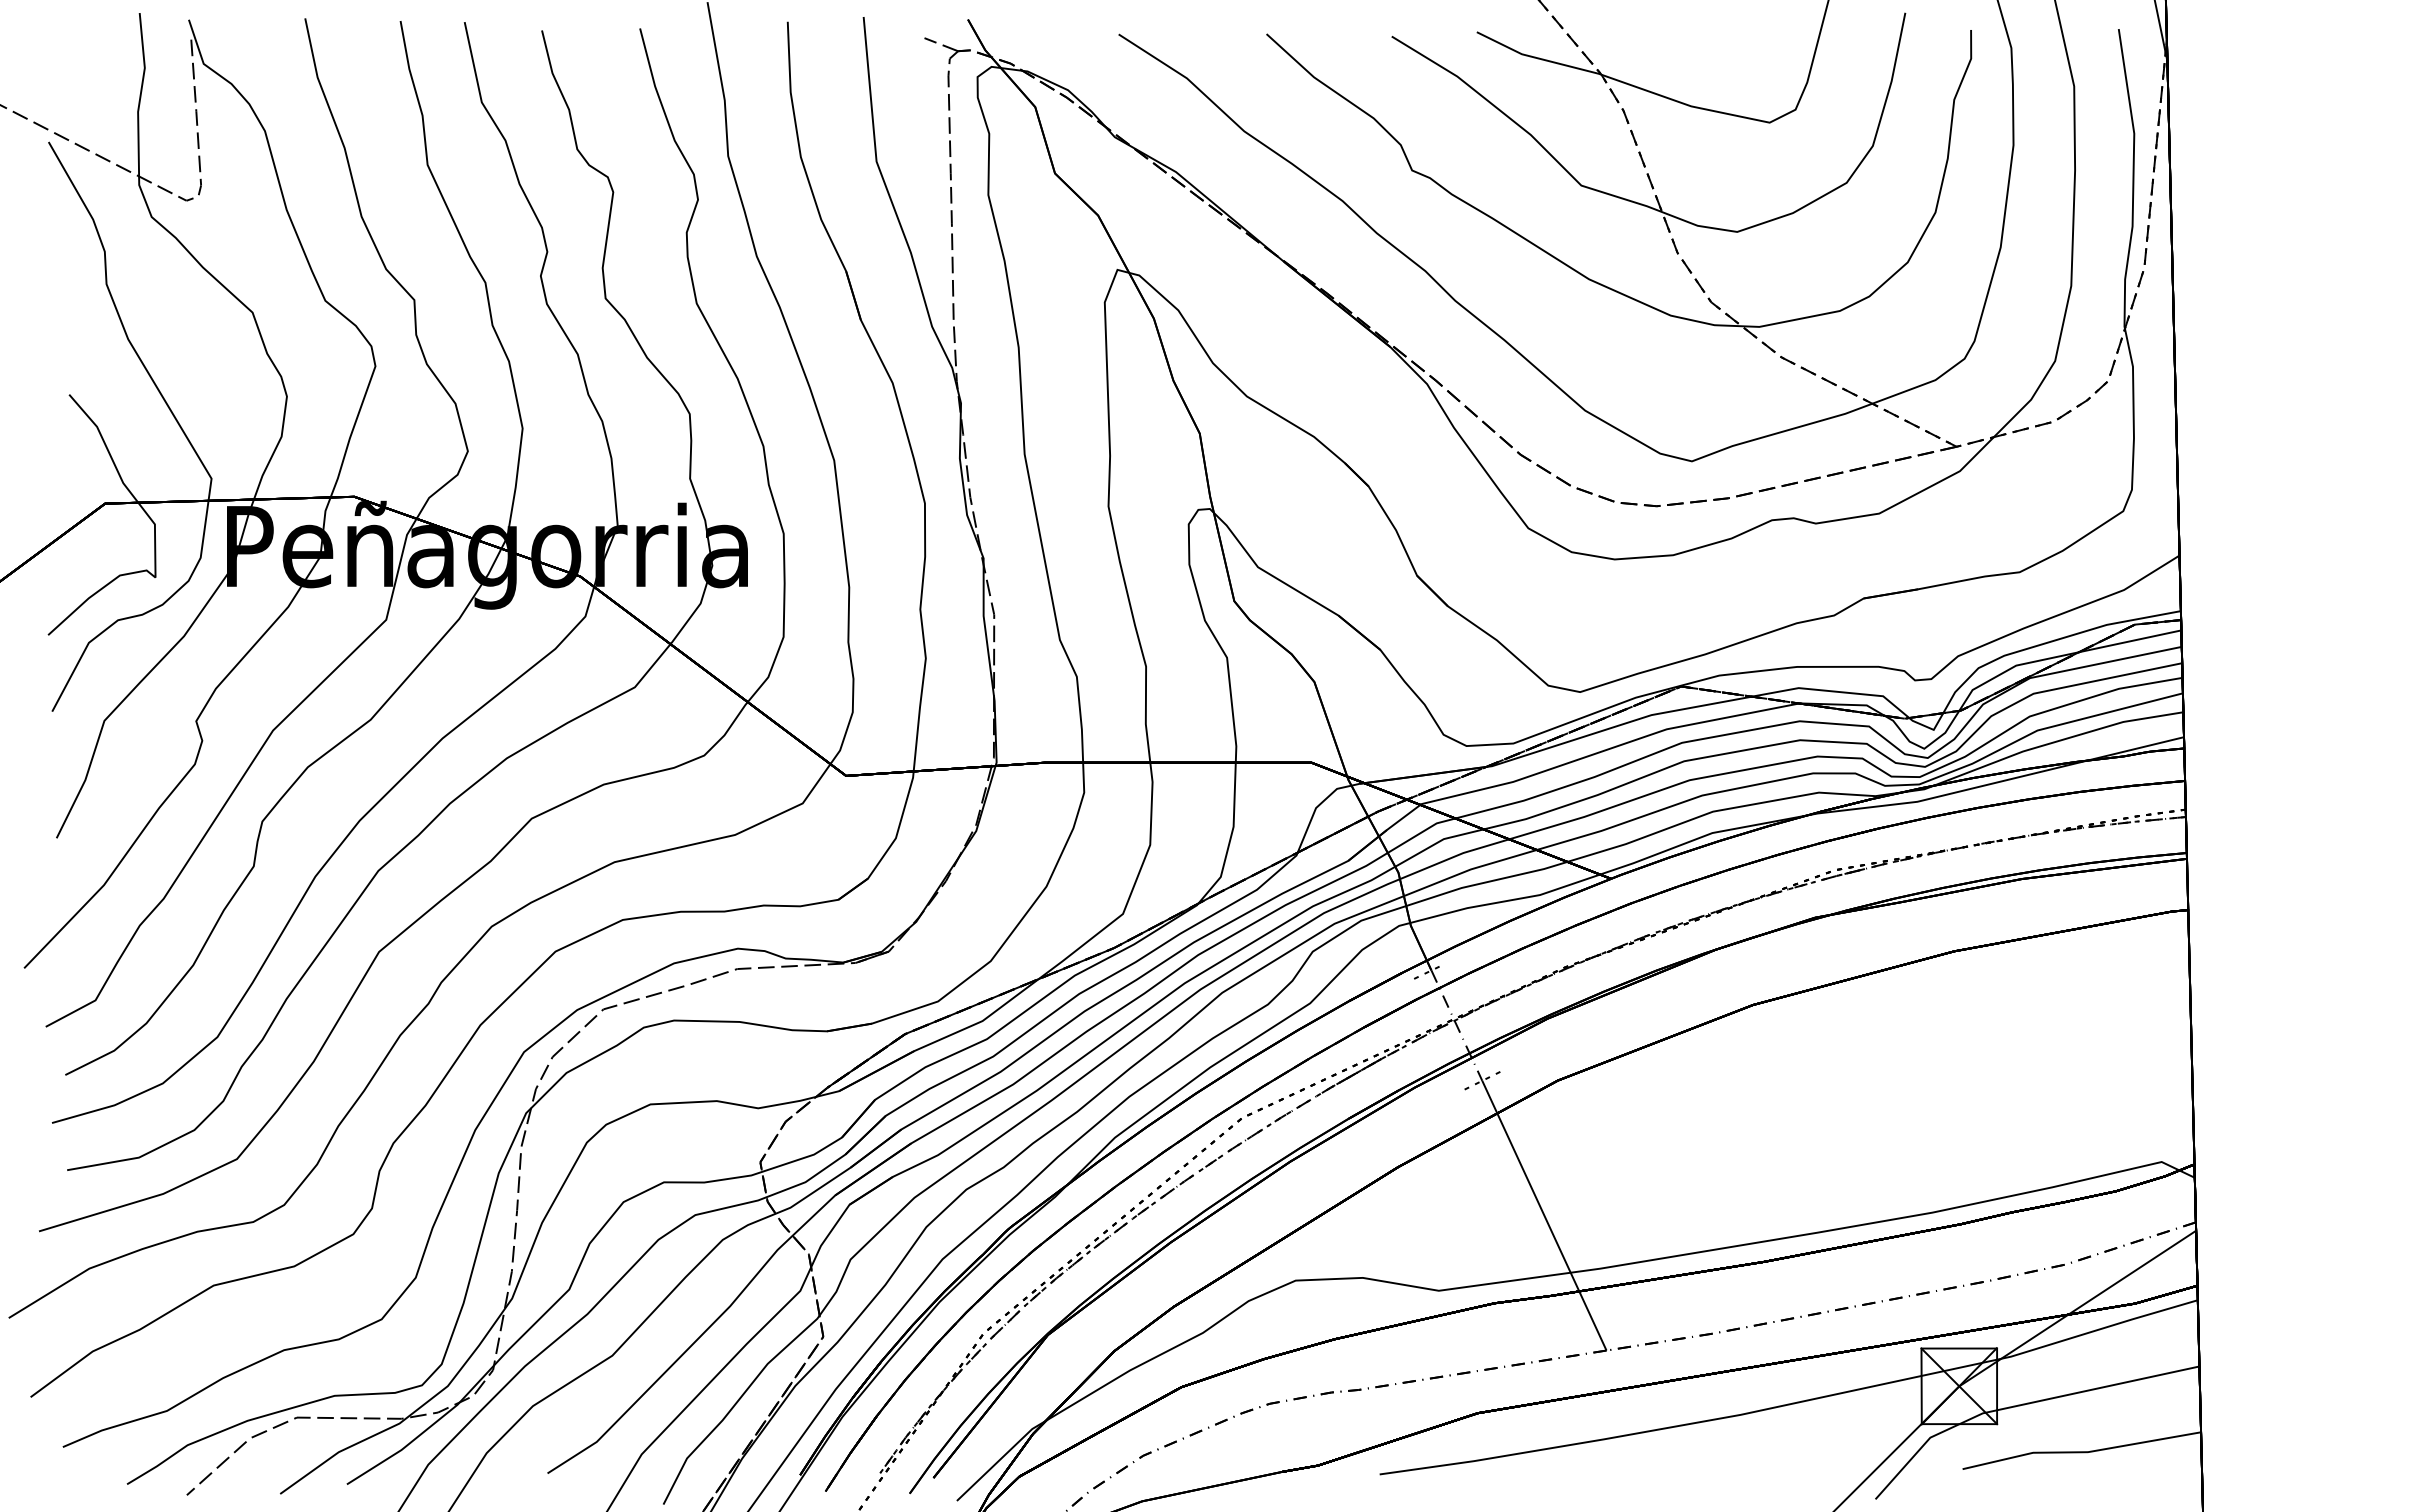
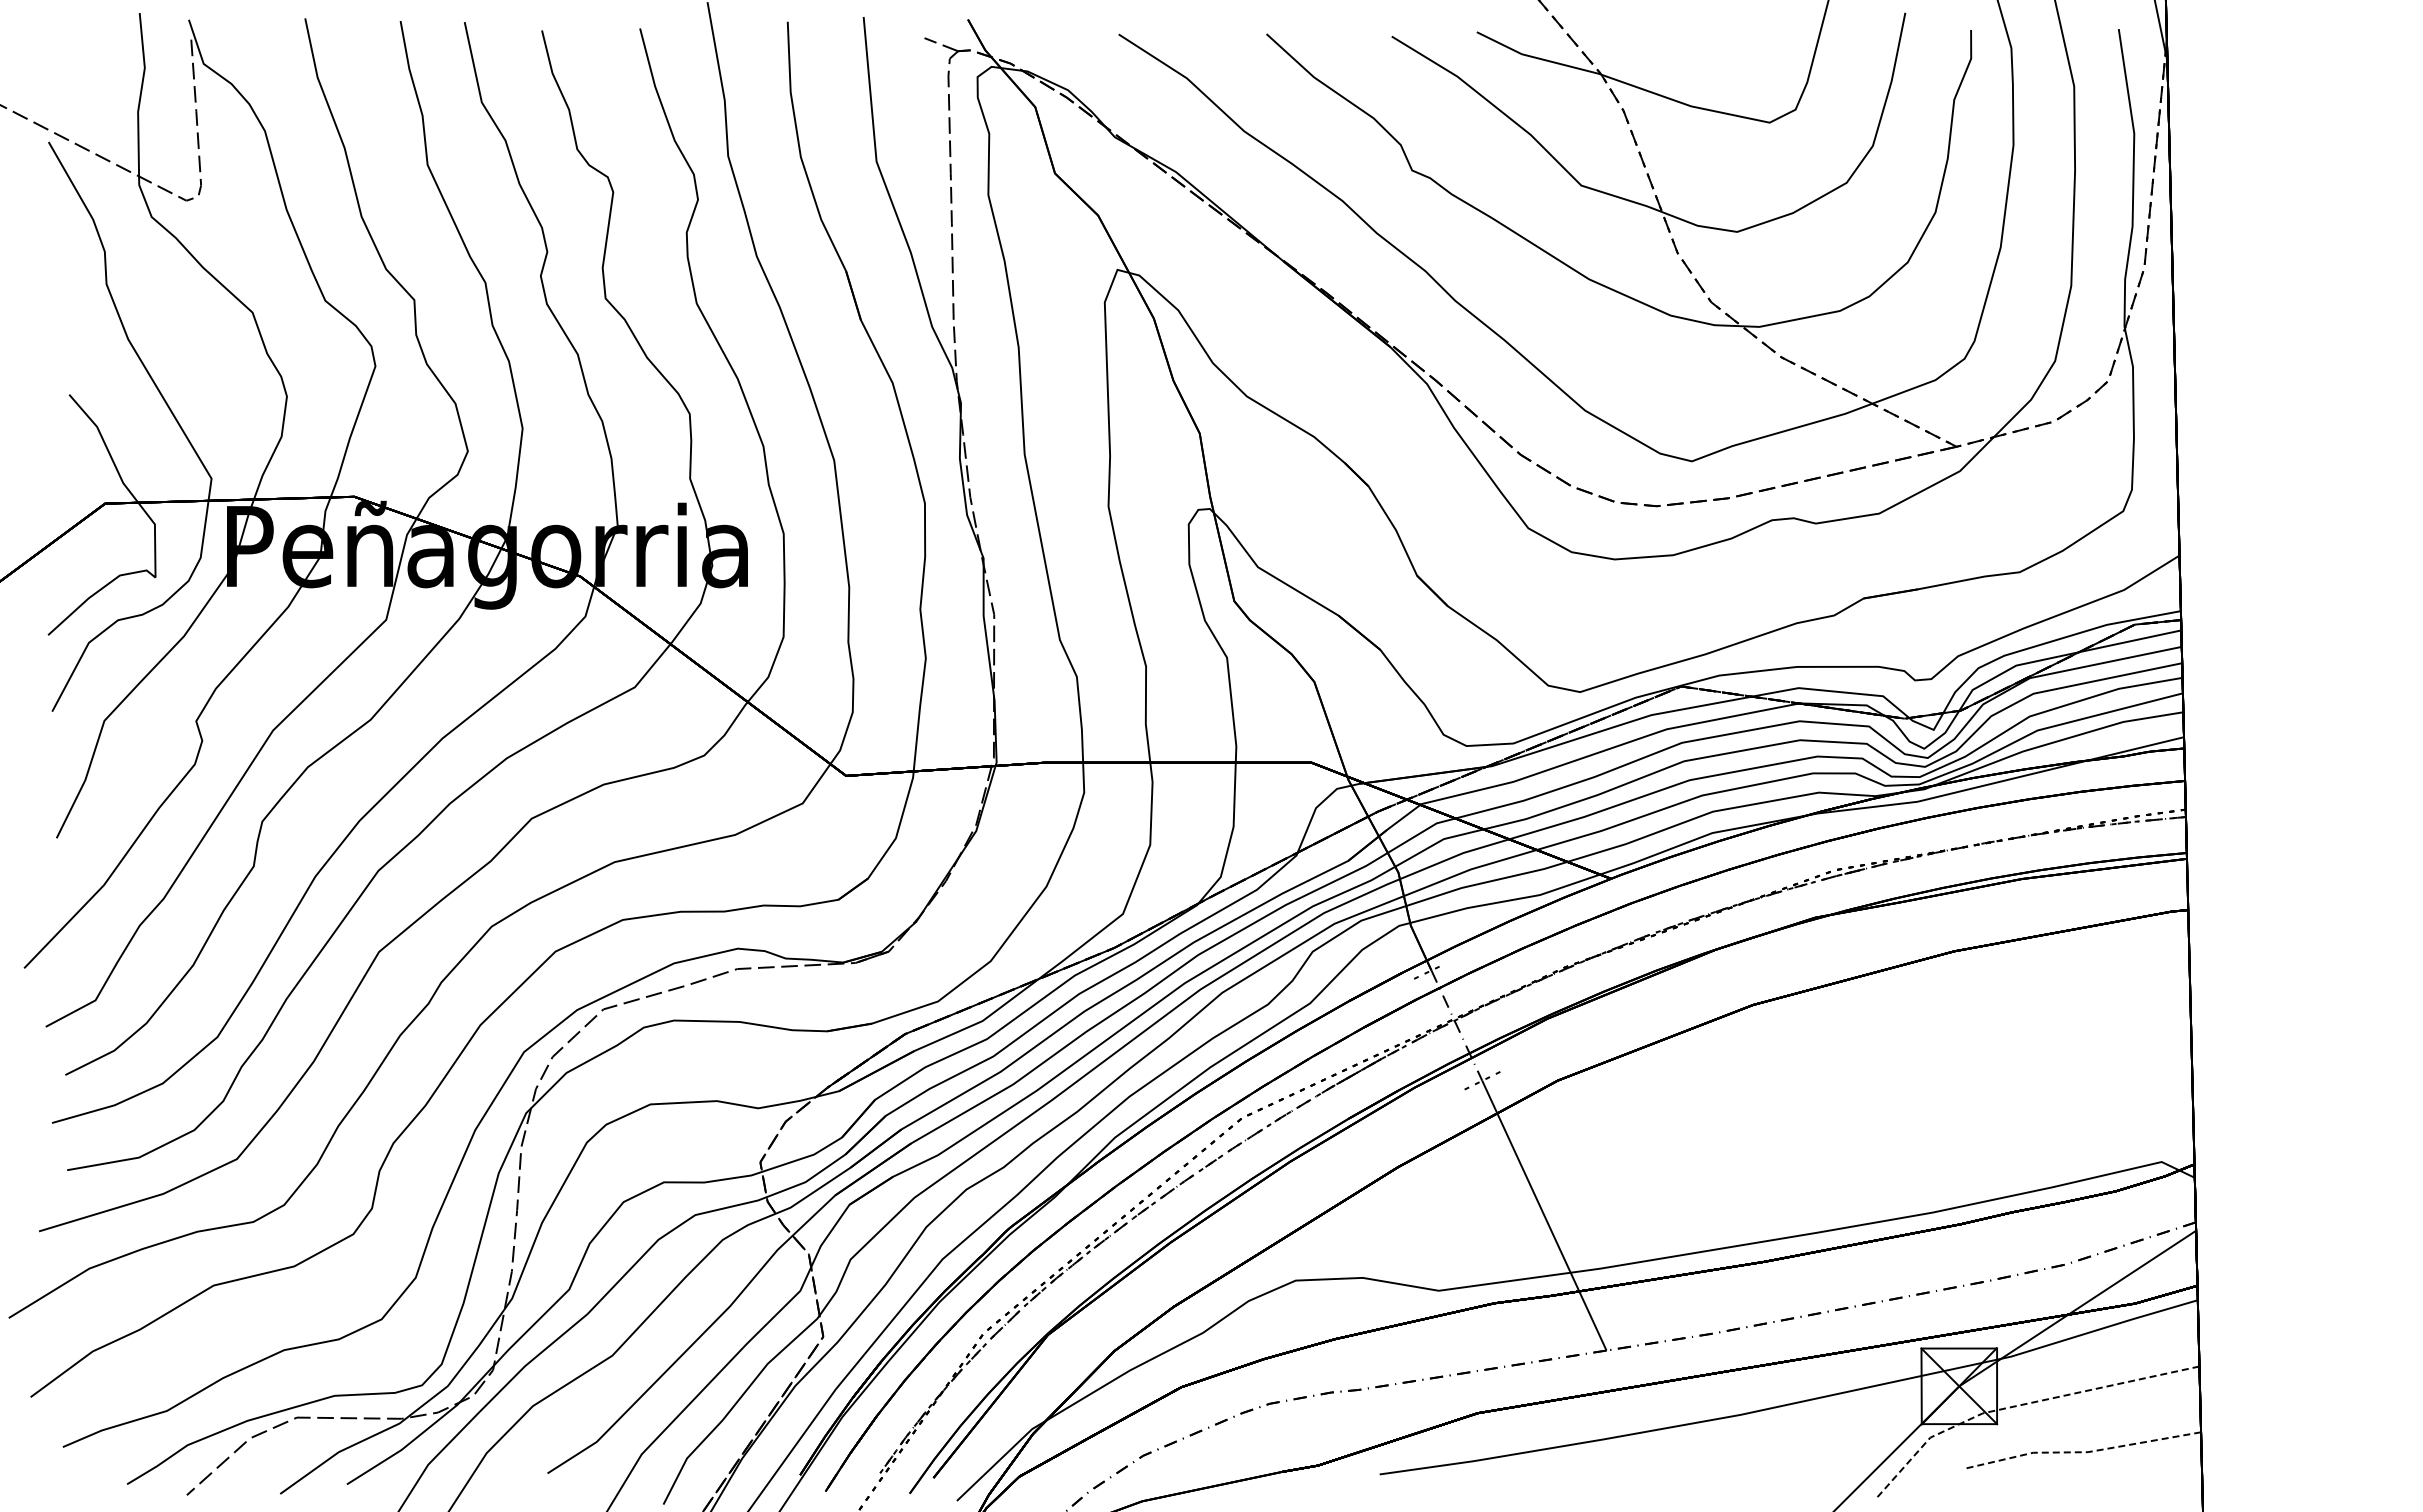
line: solid -> dashed (2020, 1405)
line: solid -> dashed (2081, 1452)
